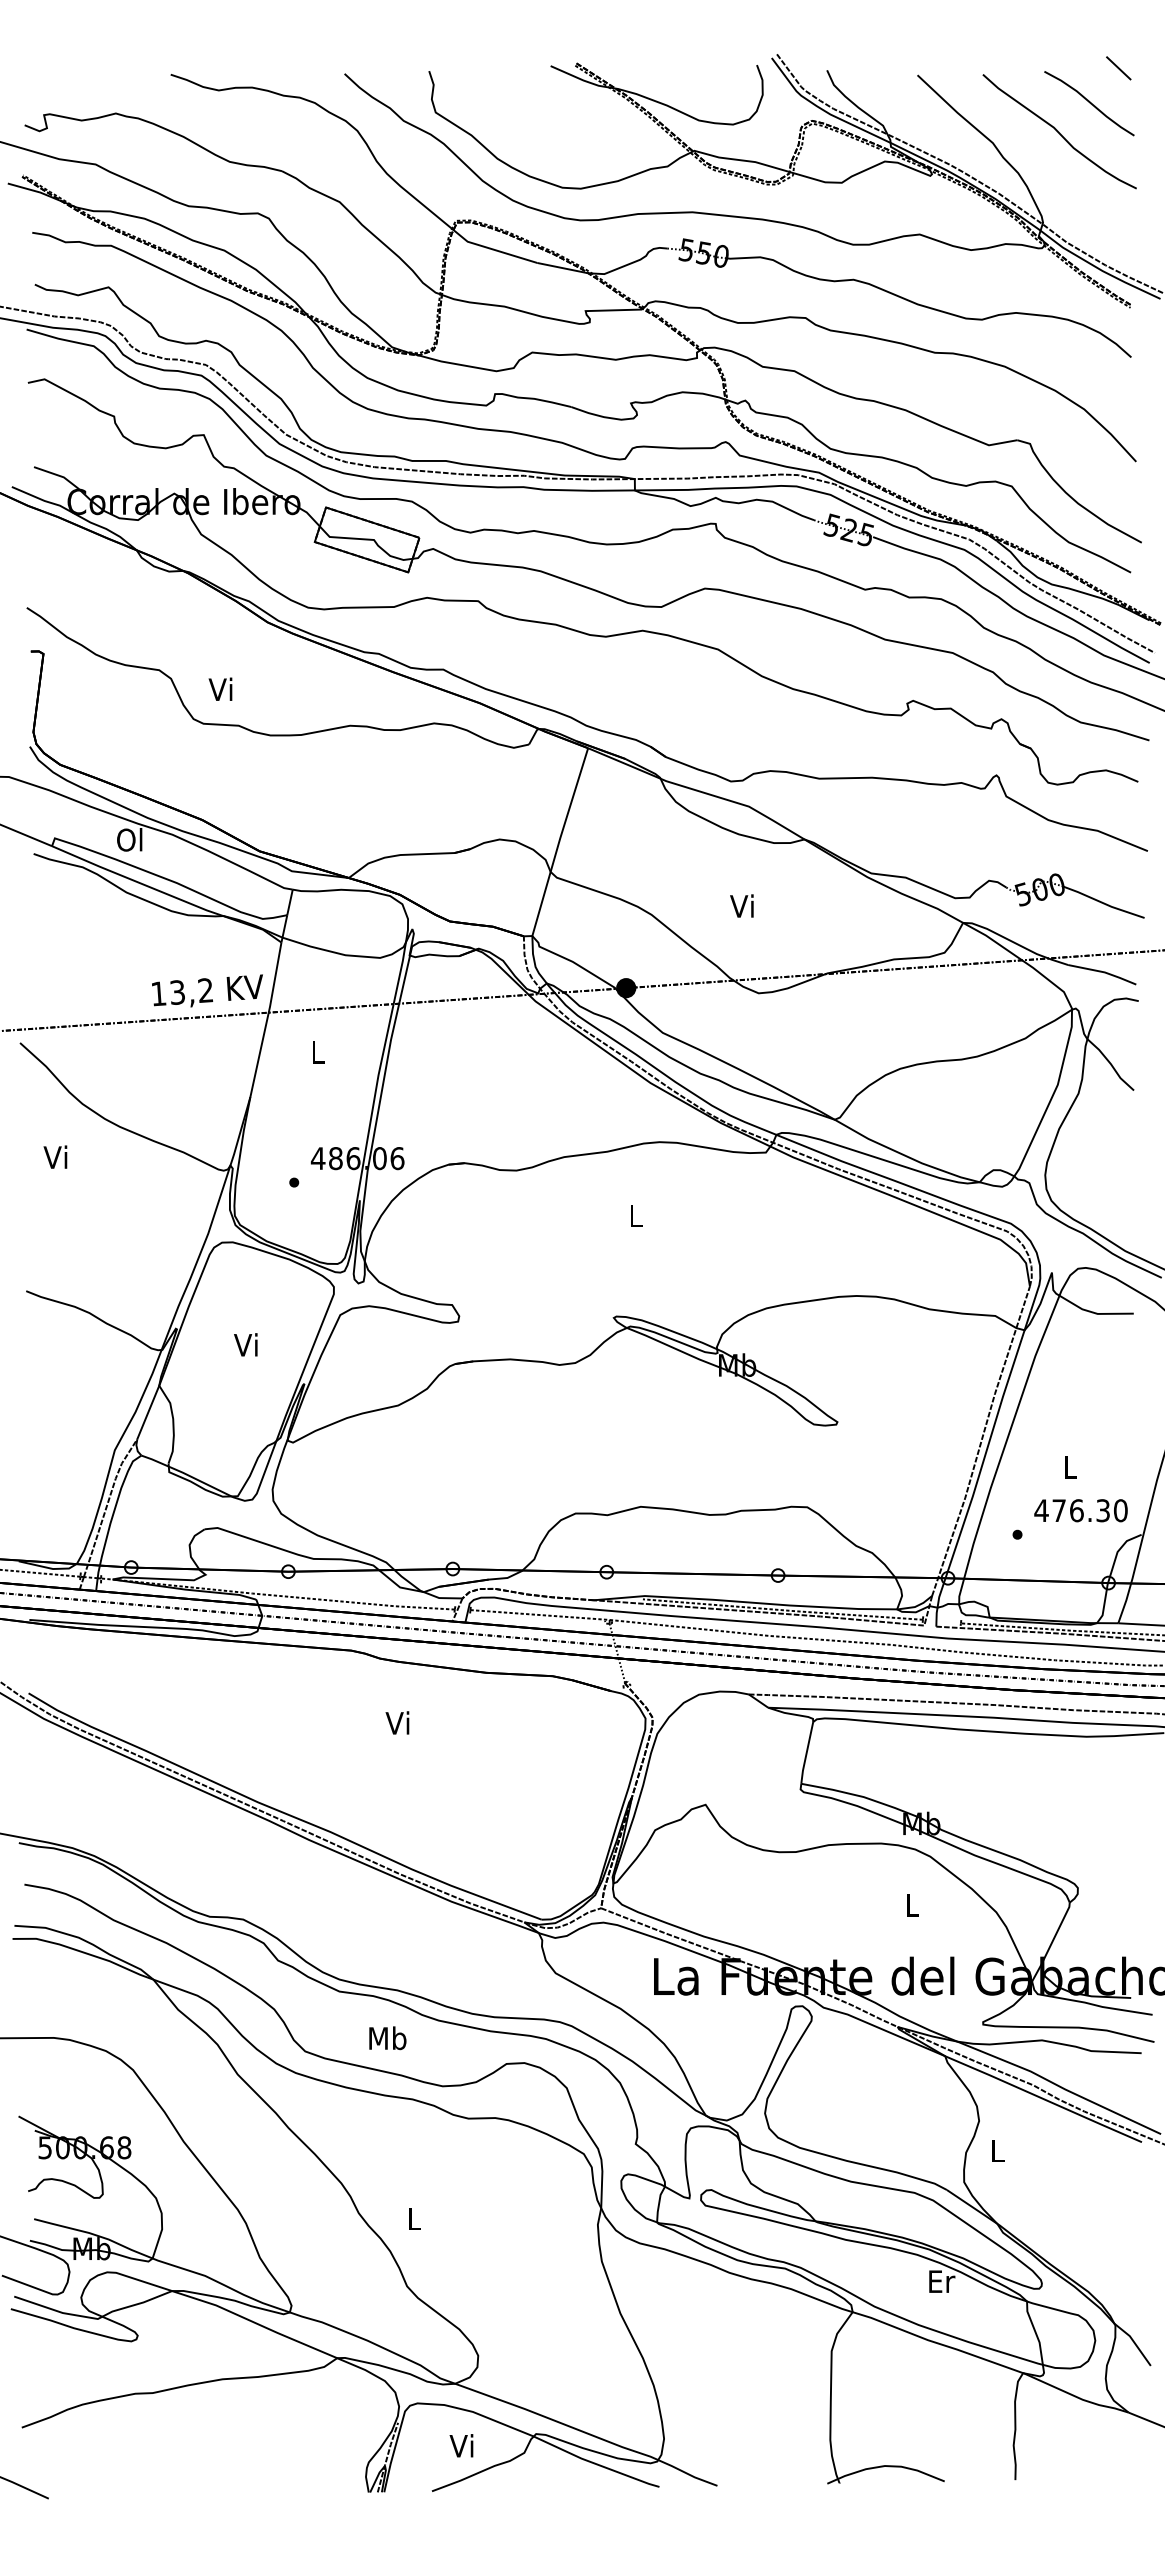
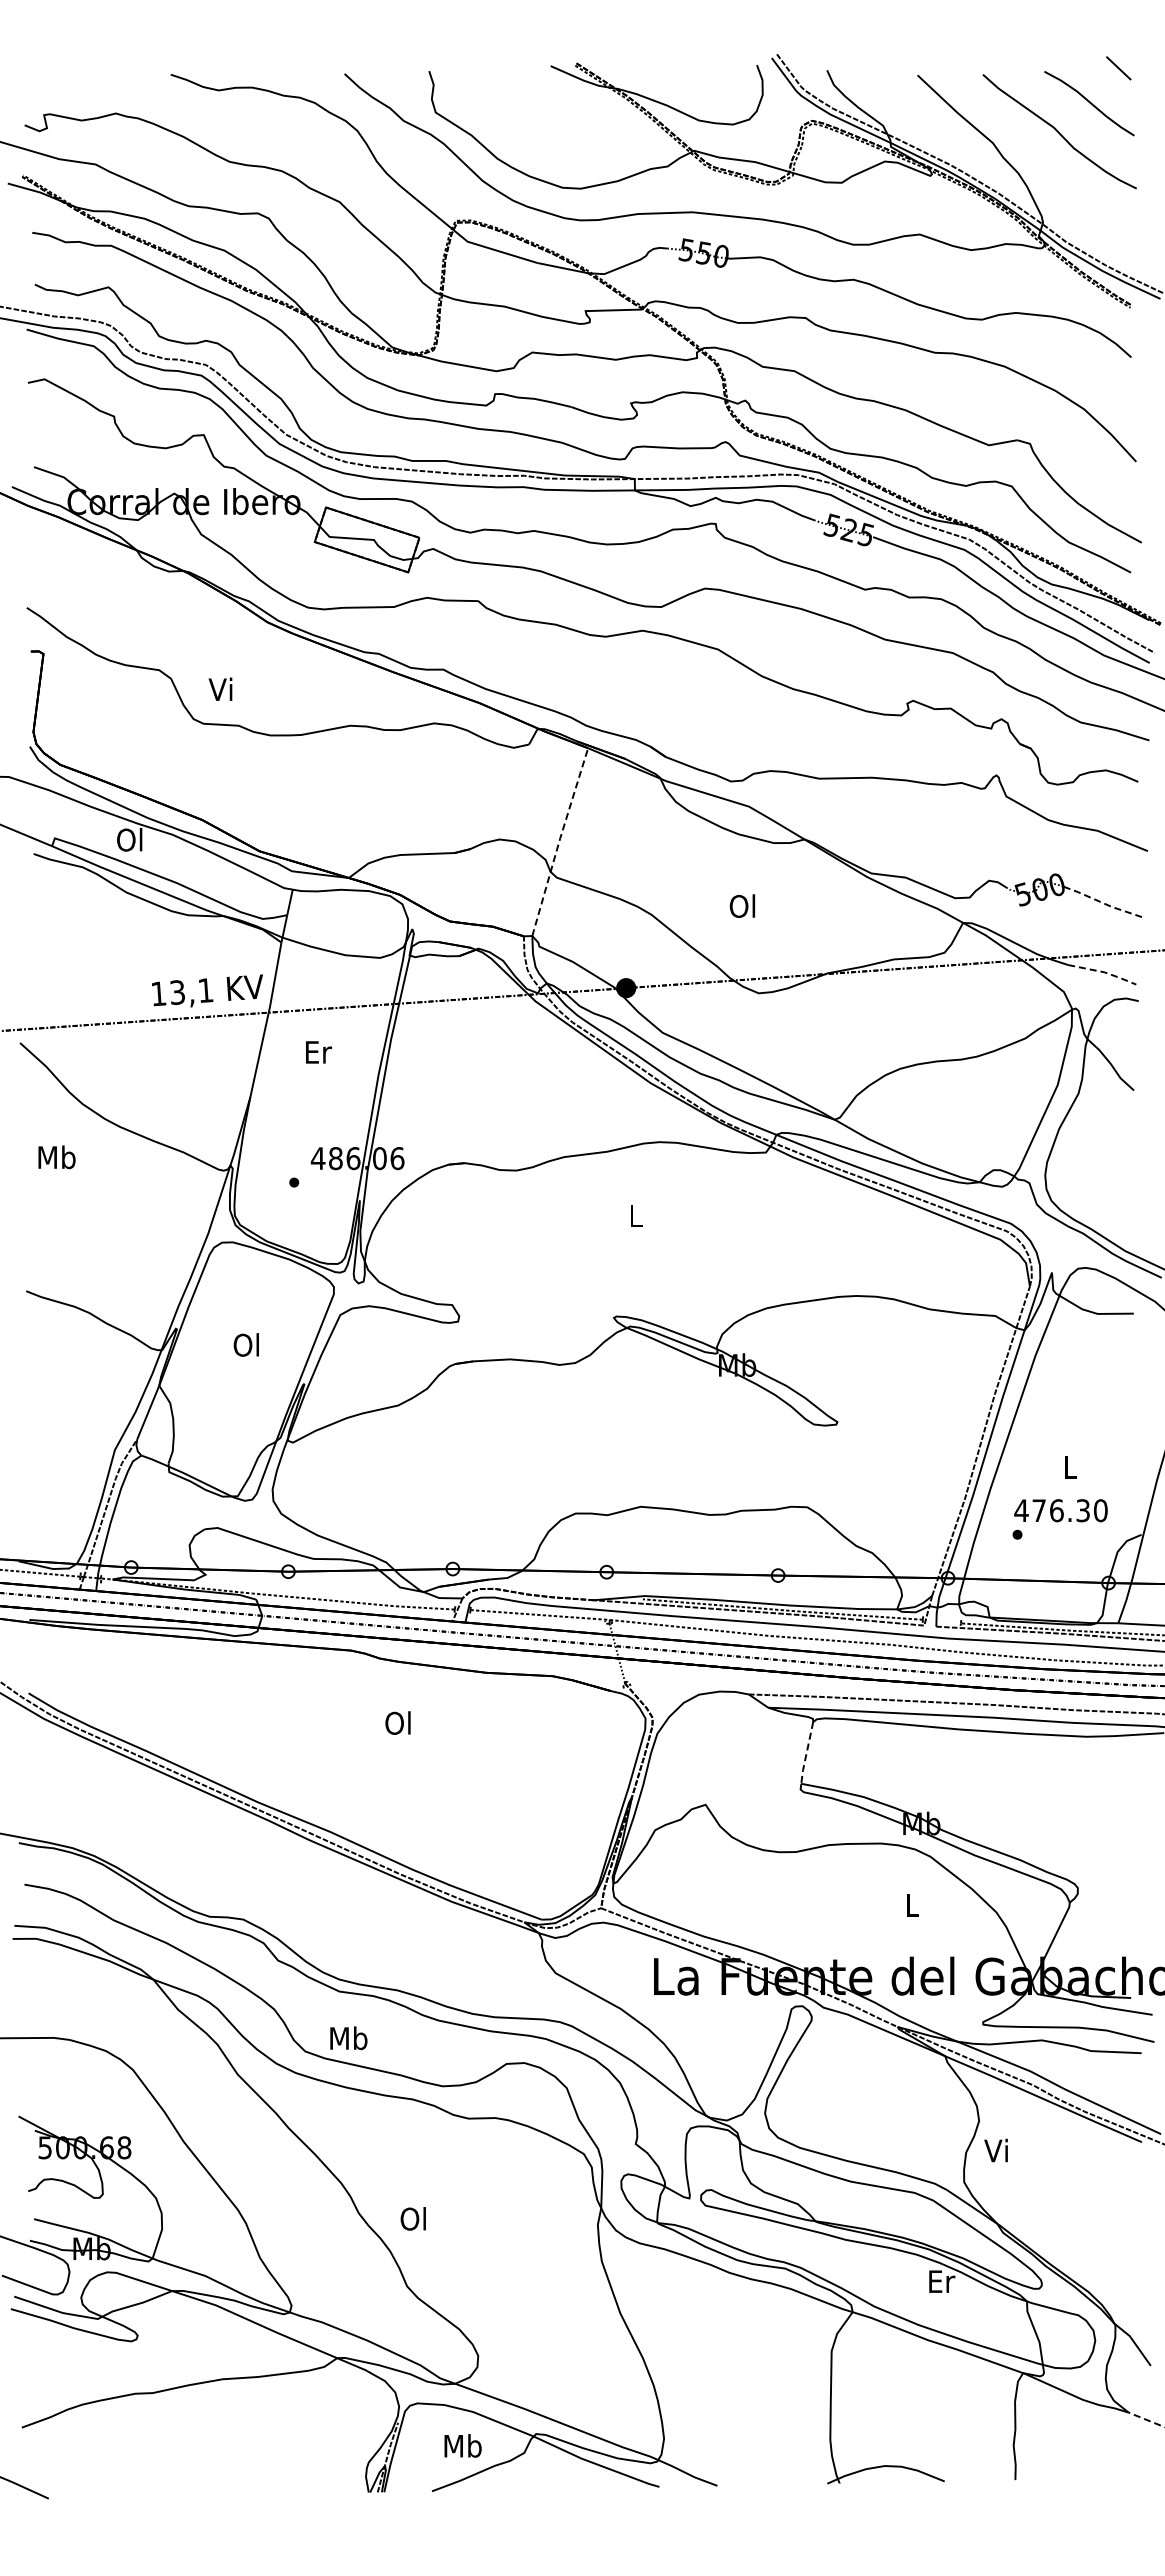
line: solid -> dashed (559, 841)
line: solid -> dashed (1103, 903)
text: Vi -> Ol (742, 905)
line: solid -> dashed (1104, 972)
text: 13,2 -> 13,1 (205, 990)
text: L -> Er (319, 1052)
text: Vi -> Mb (56, 1157)
text: Vi -> Ol (245, 1344)
text position: (1080, 1510) -> (1060, 1510) (1060, 1510)
text: Vi -> Ol (397, 1722)
line: solid -> dashed (806, 1754)
text position: (387, 2038) -> (348, 2038) (348, 2038)
text: L -> Vi (995, 2150)
text: L -> Ol (412, 2218)
line: solid -> dashed (1146, 2419)
text: Vi -> Mb (462, 2445)
